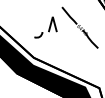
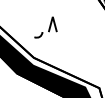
part: present -> none (79, 27)
